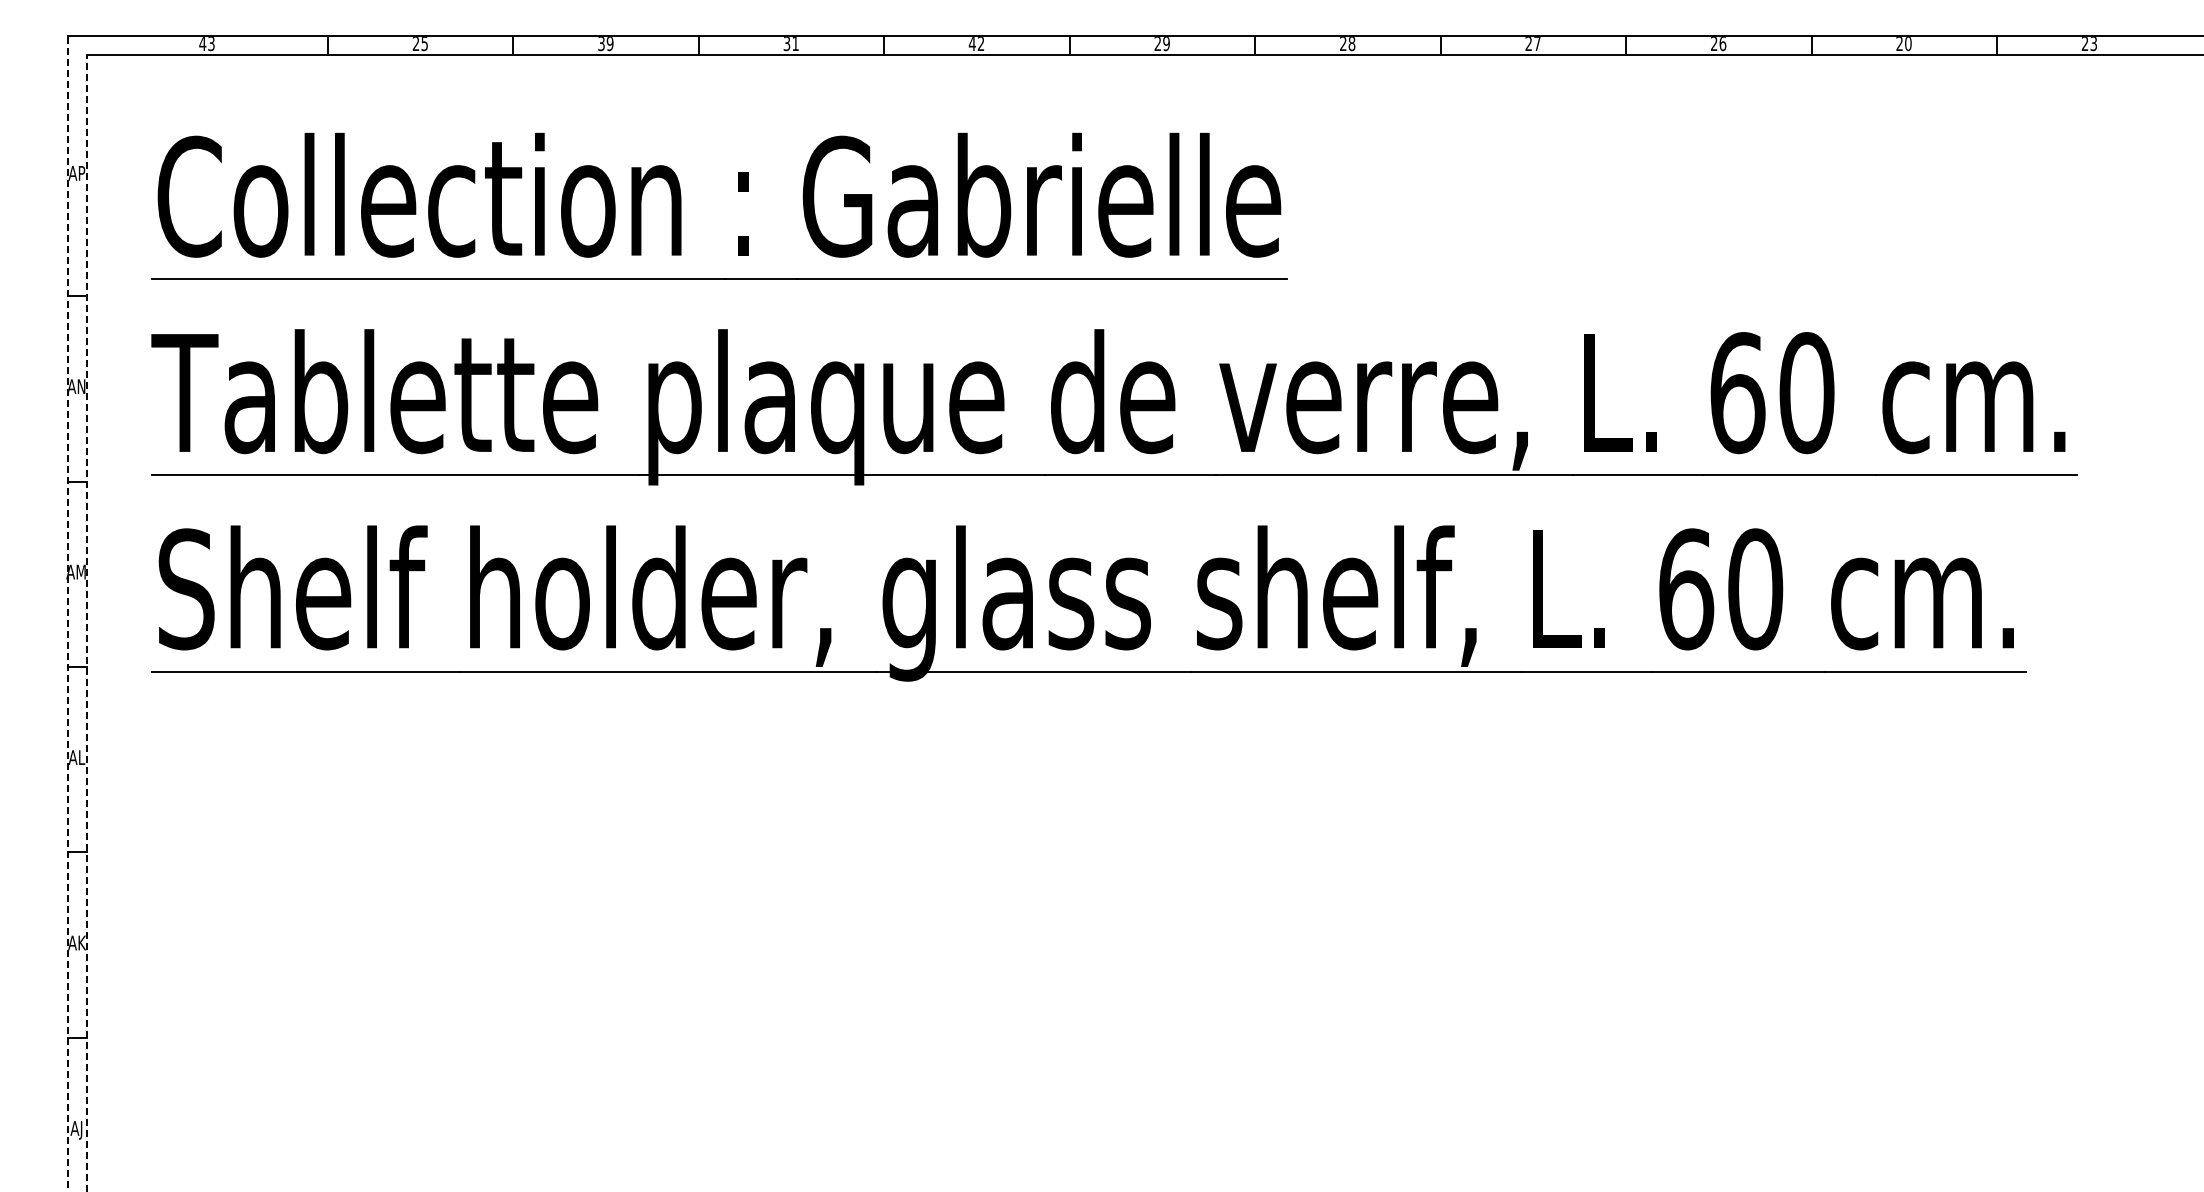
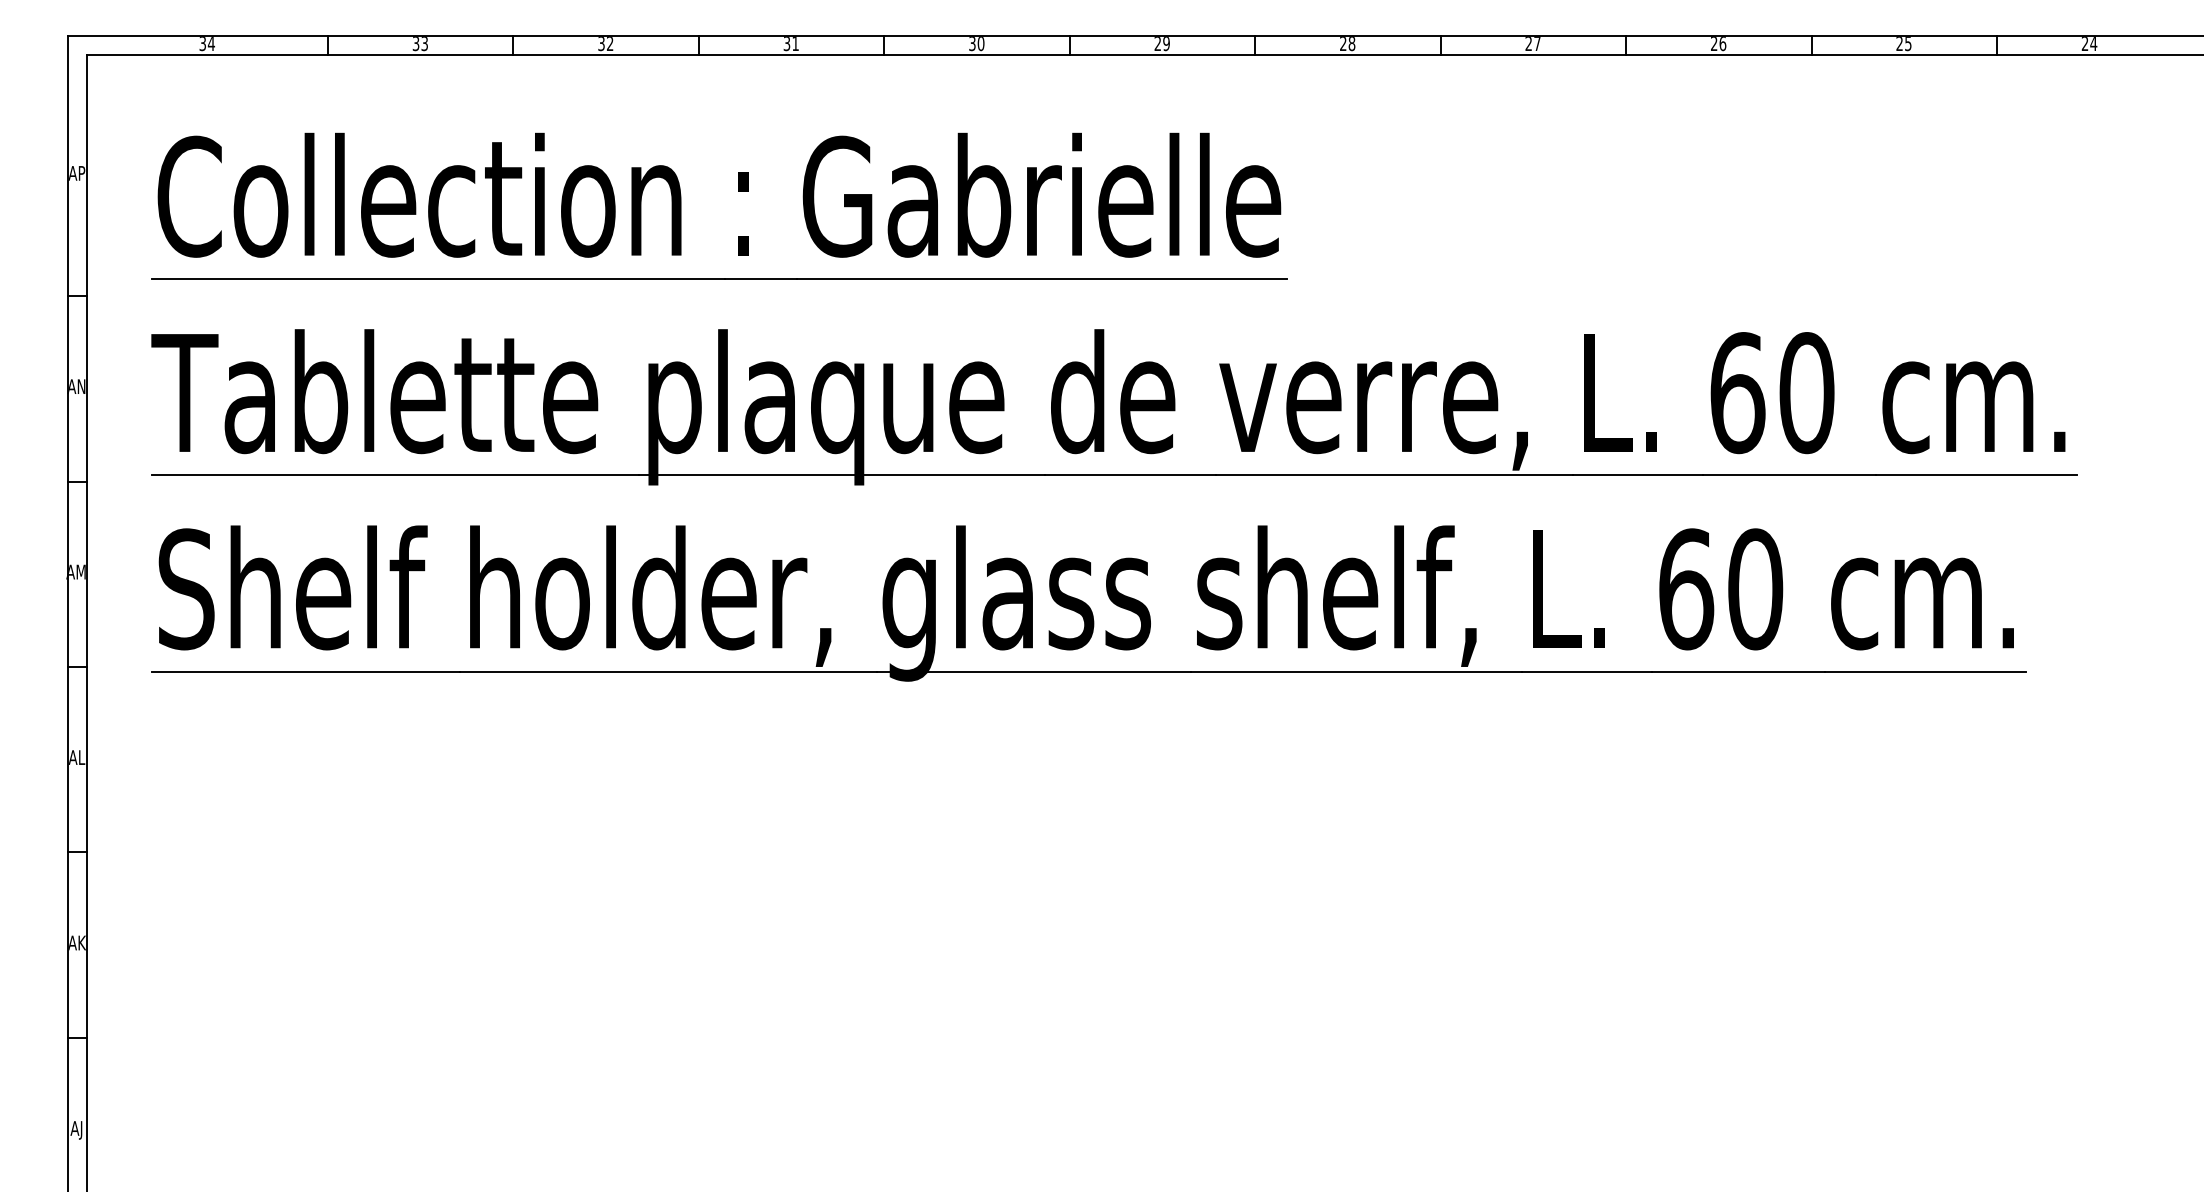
text: 43 -> 34 (206, 44)
text: 25 -> 33 (419, 44)
text: 39 -> 32 (609, 44)
text: 42 -> 30 (976, 44)
text: 20 -> 25 (1908, 44)
text: 23 -> 24 (2093, 44)
line: dashed -> solid (68, 614)
line: dashed -> solid (86, 622)
